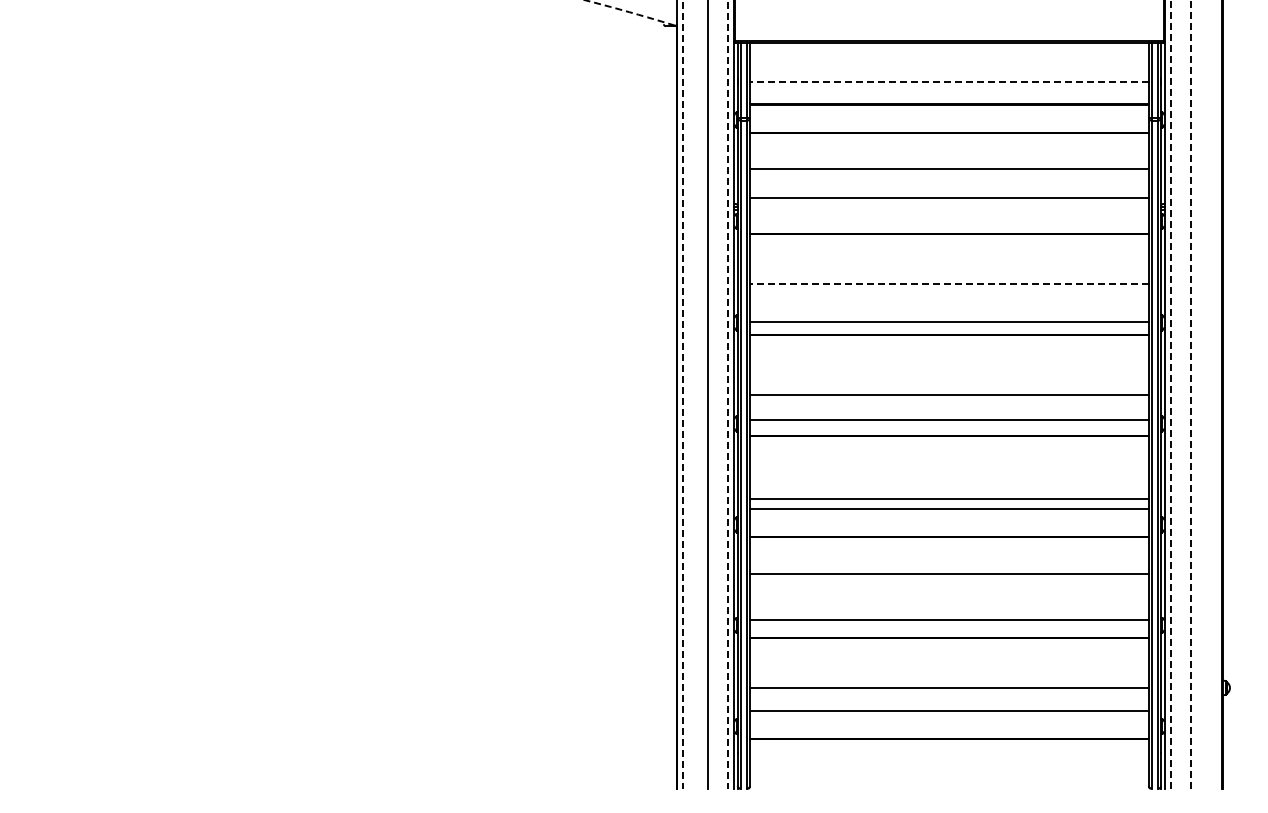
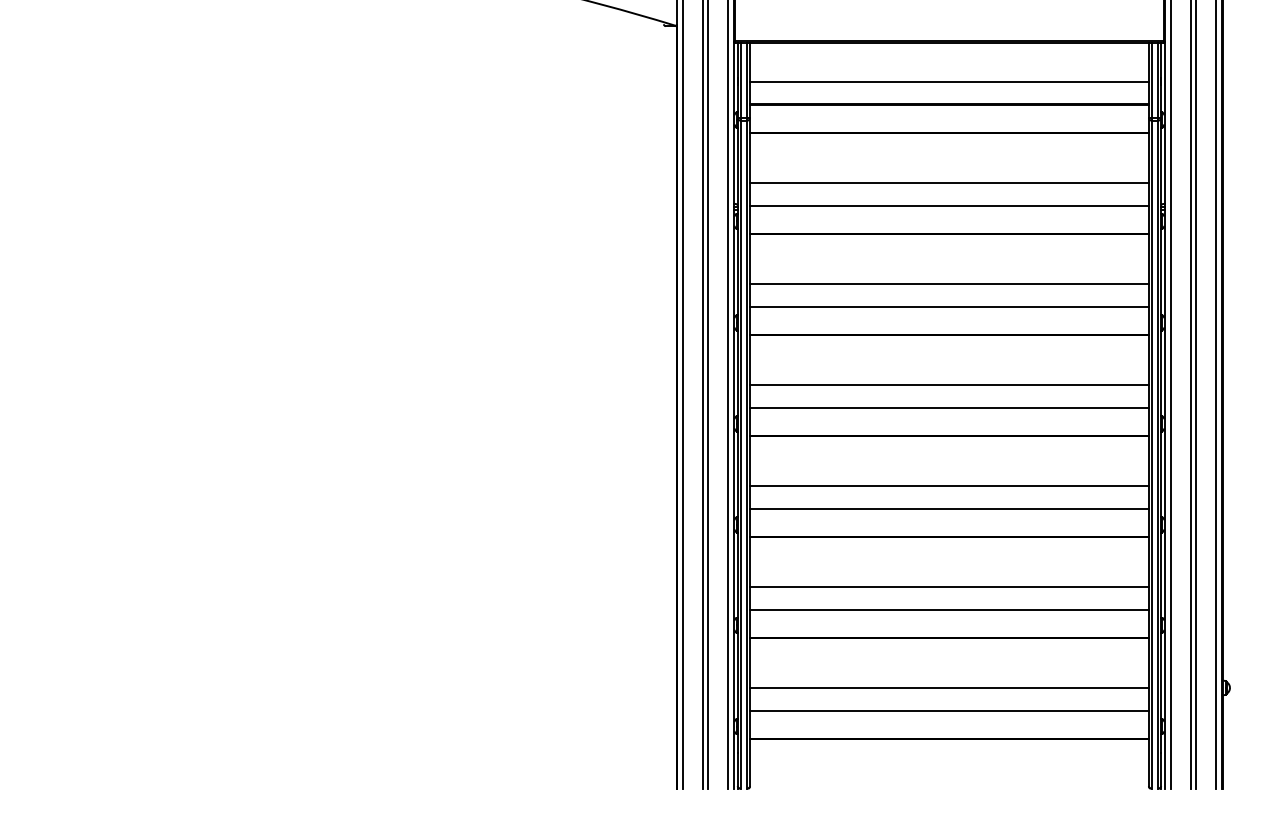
arc: dashed -> solid (629, 12)
line: dashed -> solid (948, 81)
line position: (949, 168) -> (949, 182) (949, 182)
line position: (949, 197) -> (949, 205) (949, 205)
line: dashed -> solid (948, 283)
line position: (949, 321) -> (949, 306) (949, 306)
line: dashed -> solid (682, 394)
line: dashed -> solid (727, 394)
line position: (949, 394) -> (949, 384) (949, 384)
line: dashed -> solid (1171, 394)
line: dashed -> solid (1190, 394)
line: none -> present (702, 395)
line: none -> present (1196, 395)
line: none -> present (1216, 395)
line position: (949, 419) -> (949, 407) (949, 407)
line position: (949, 498) -> (949, 485) (949, 485)
line position: (949, 573) -> (949, 586) (949, 586)
line position: (949, 619) -> (949, 609) (949, 609)
